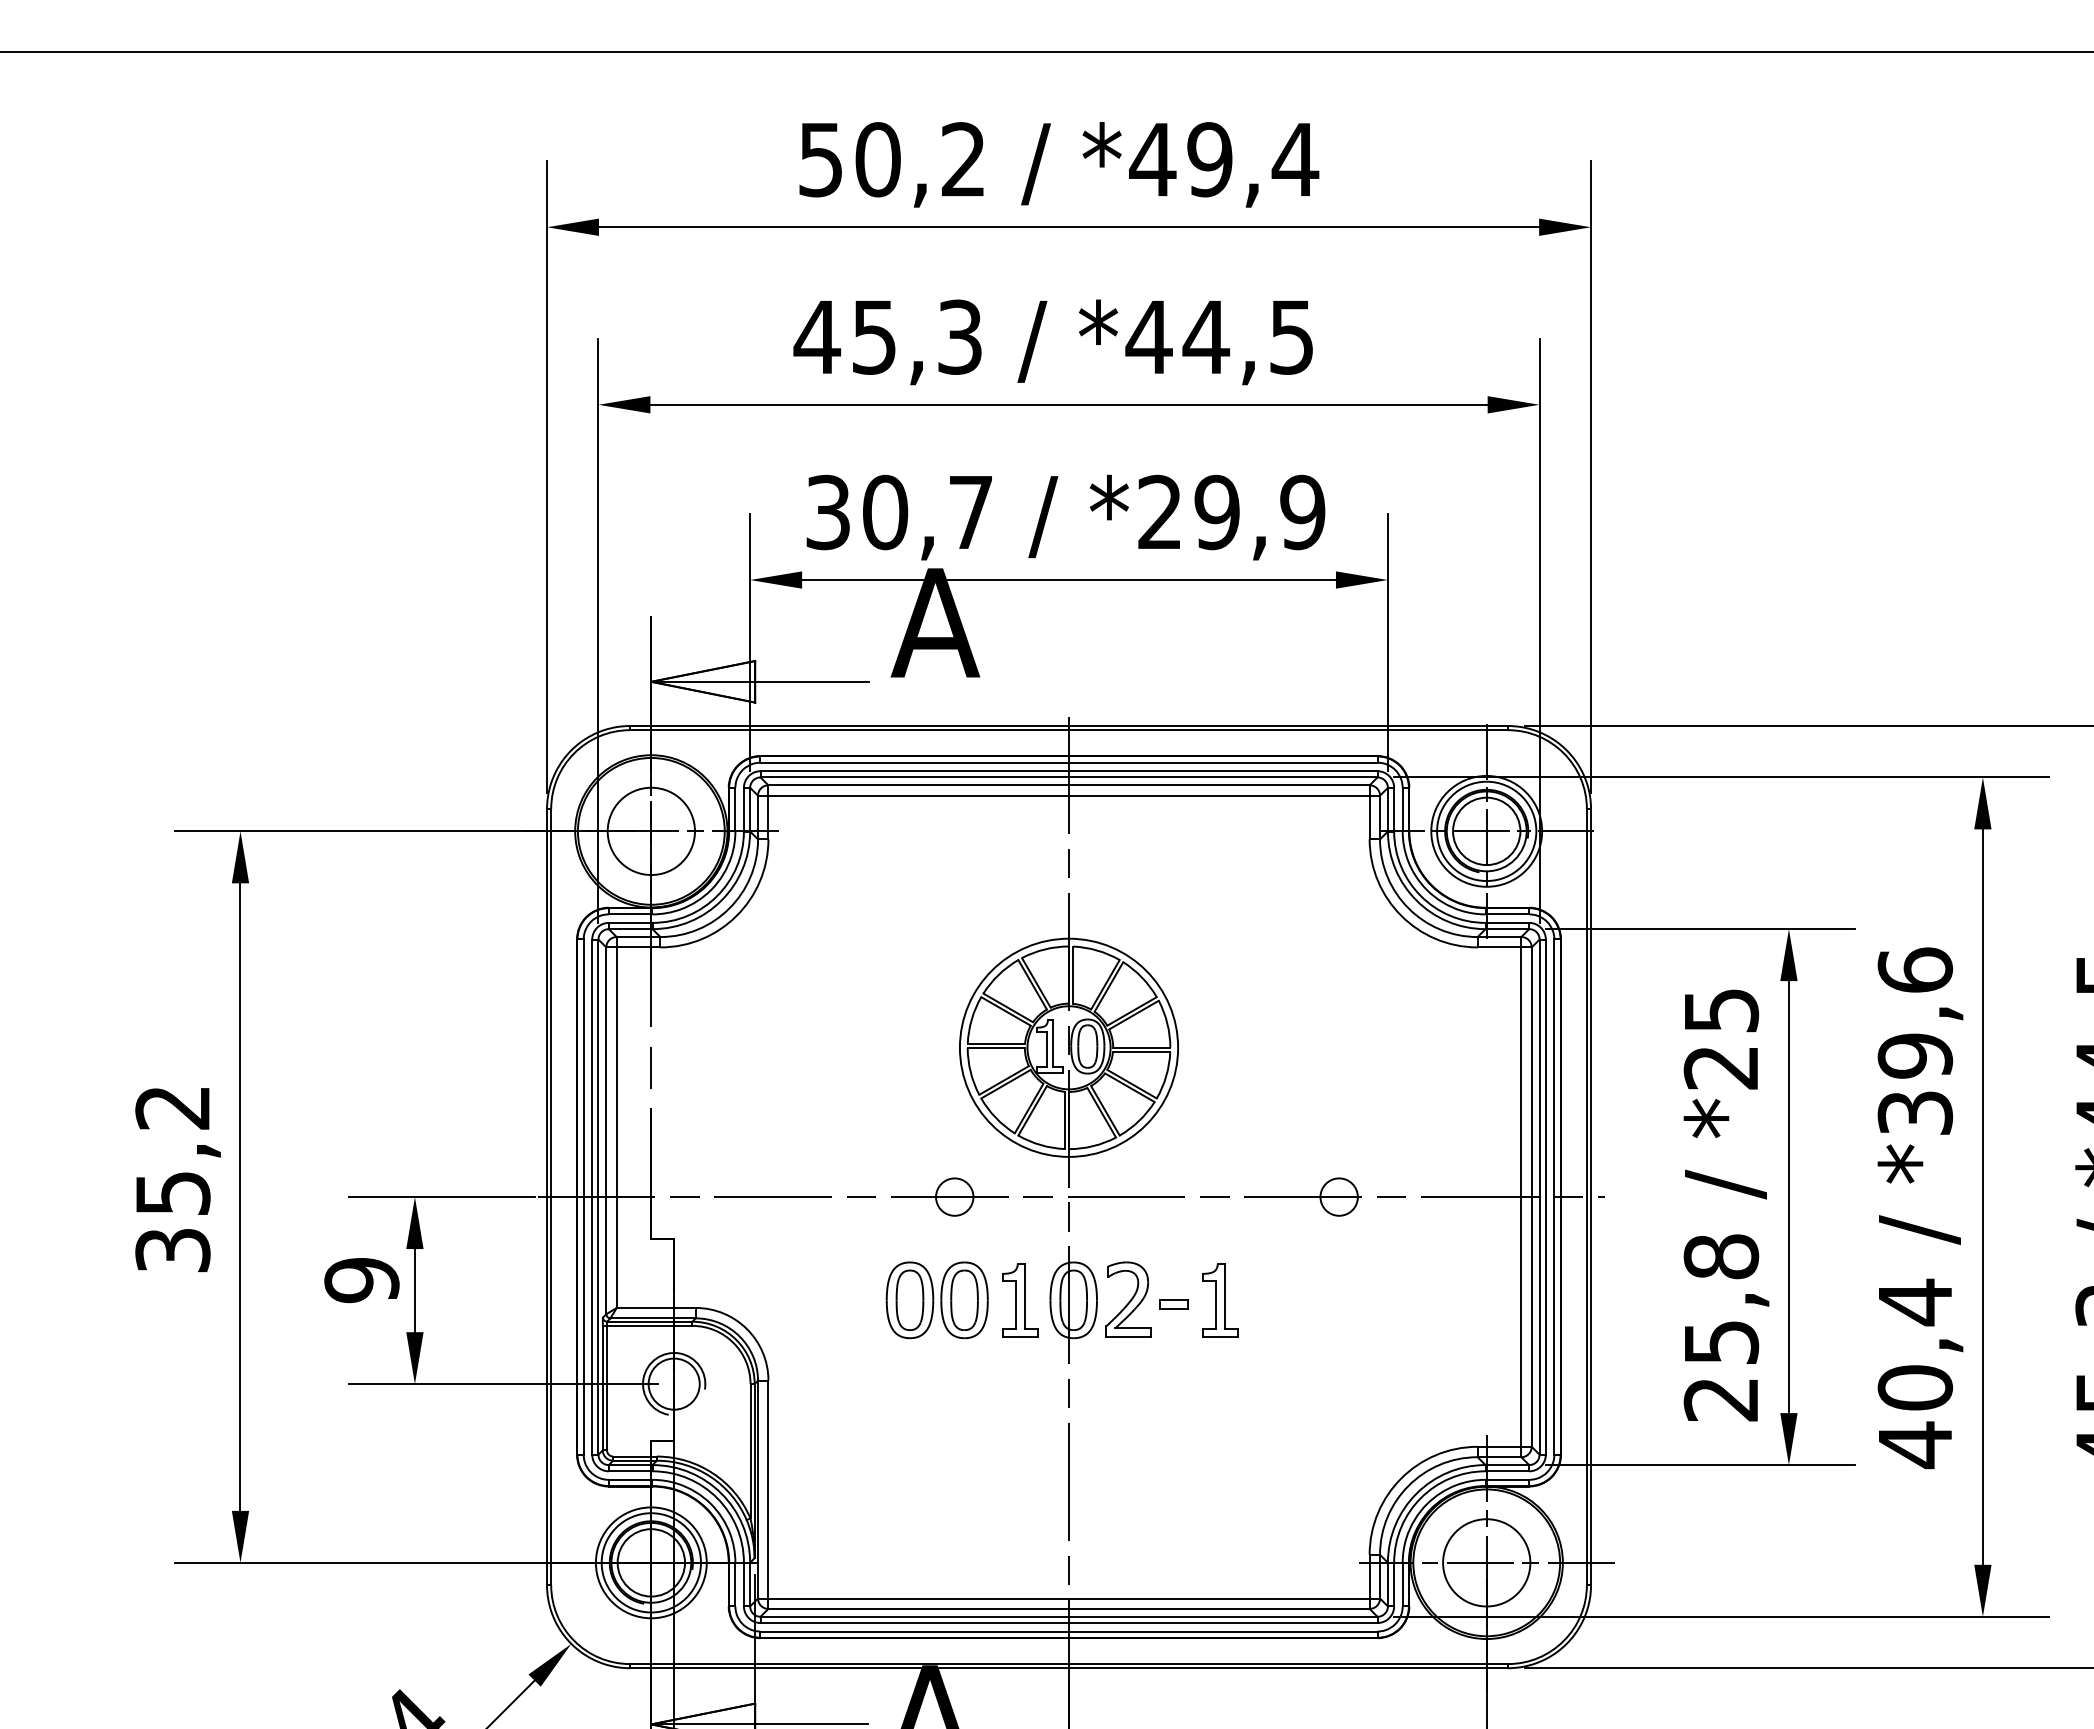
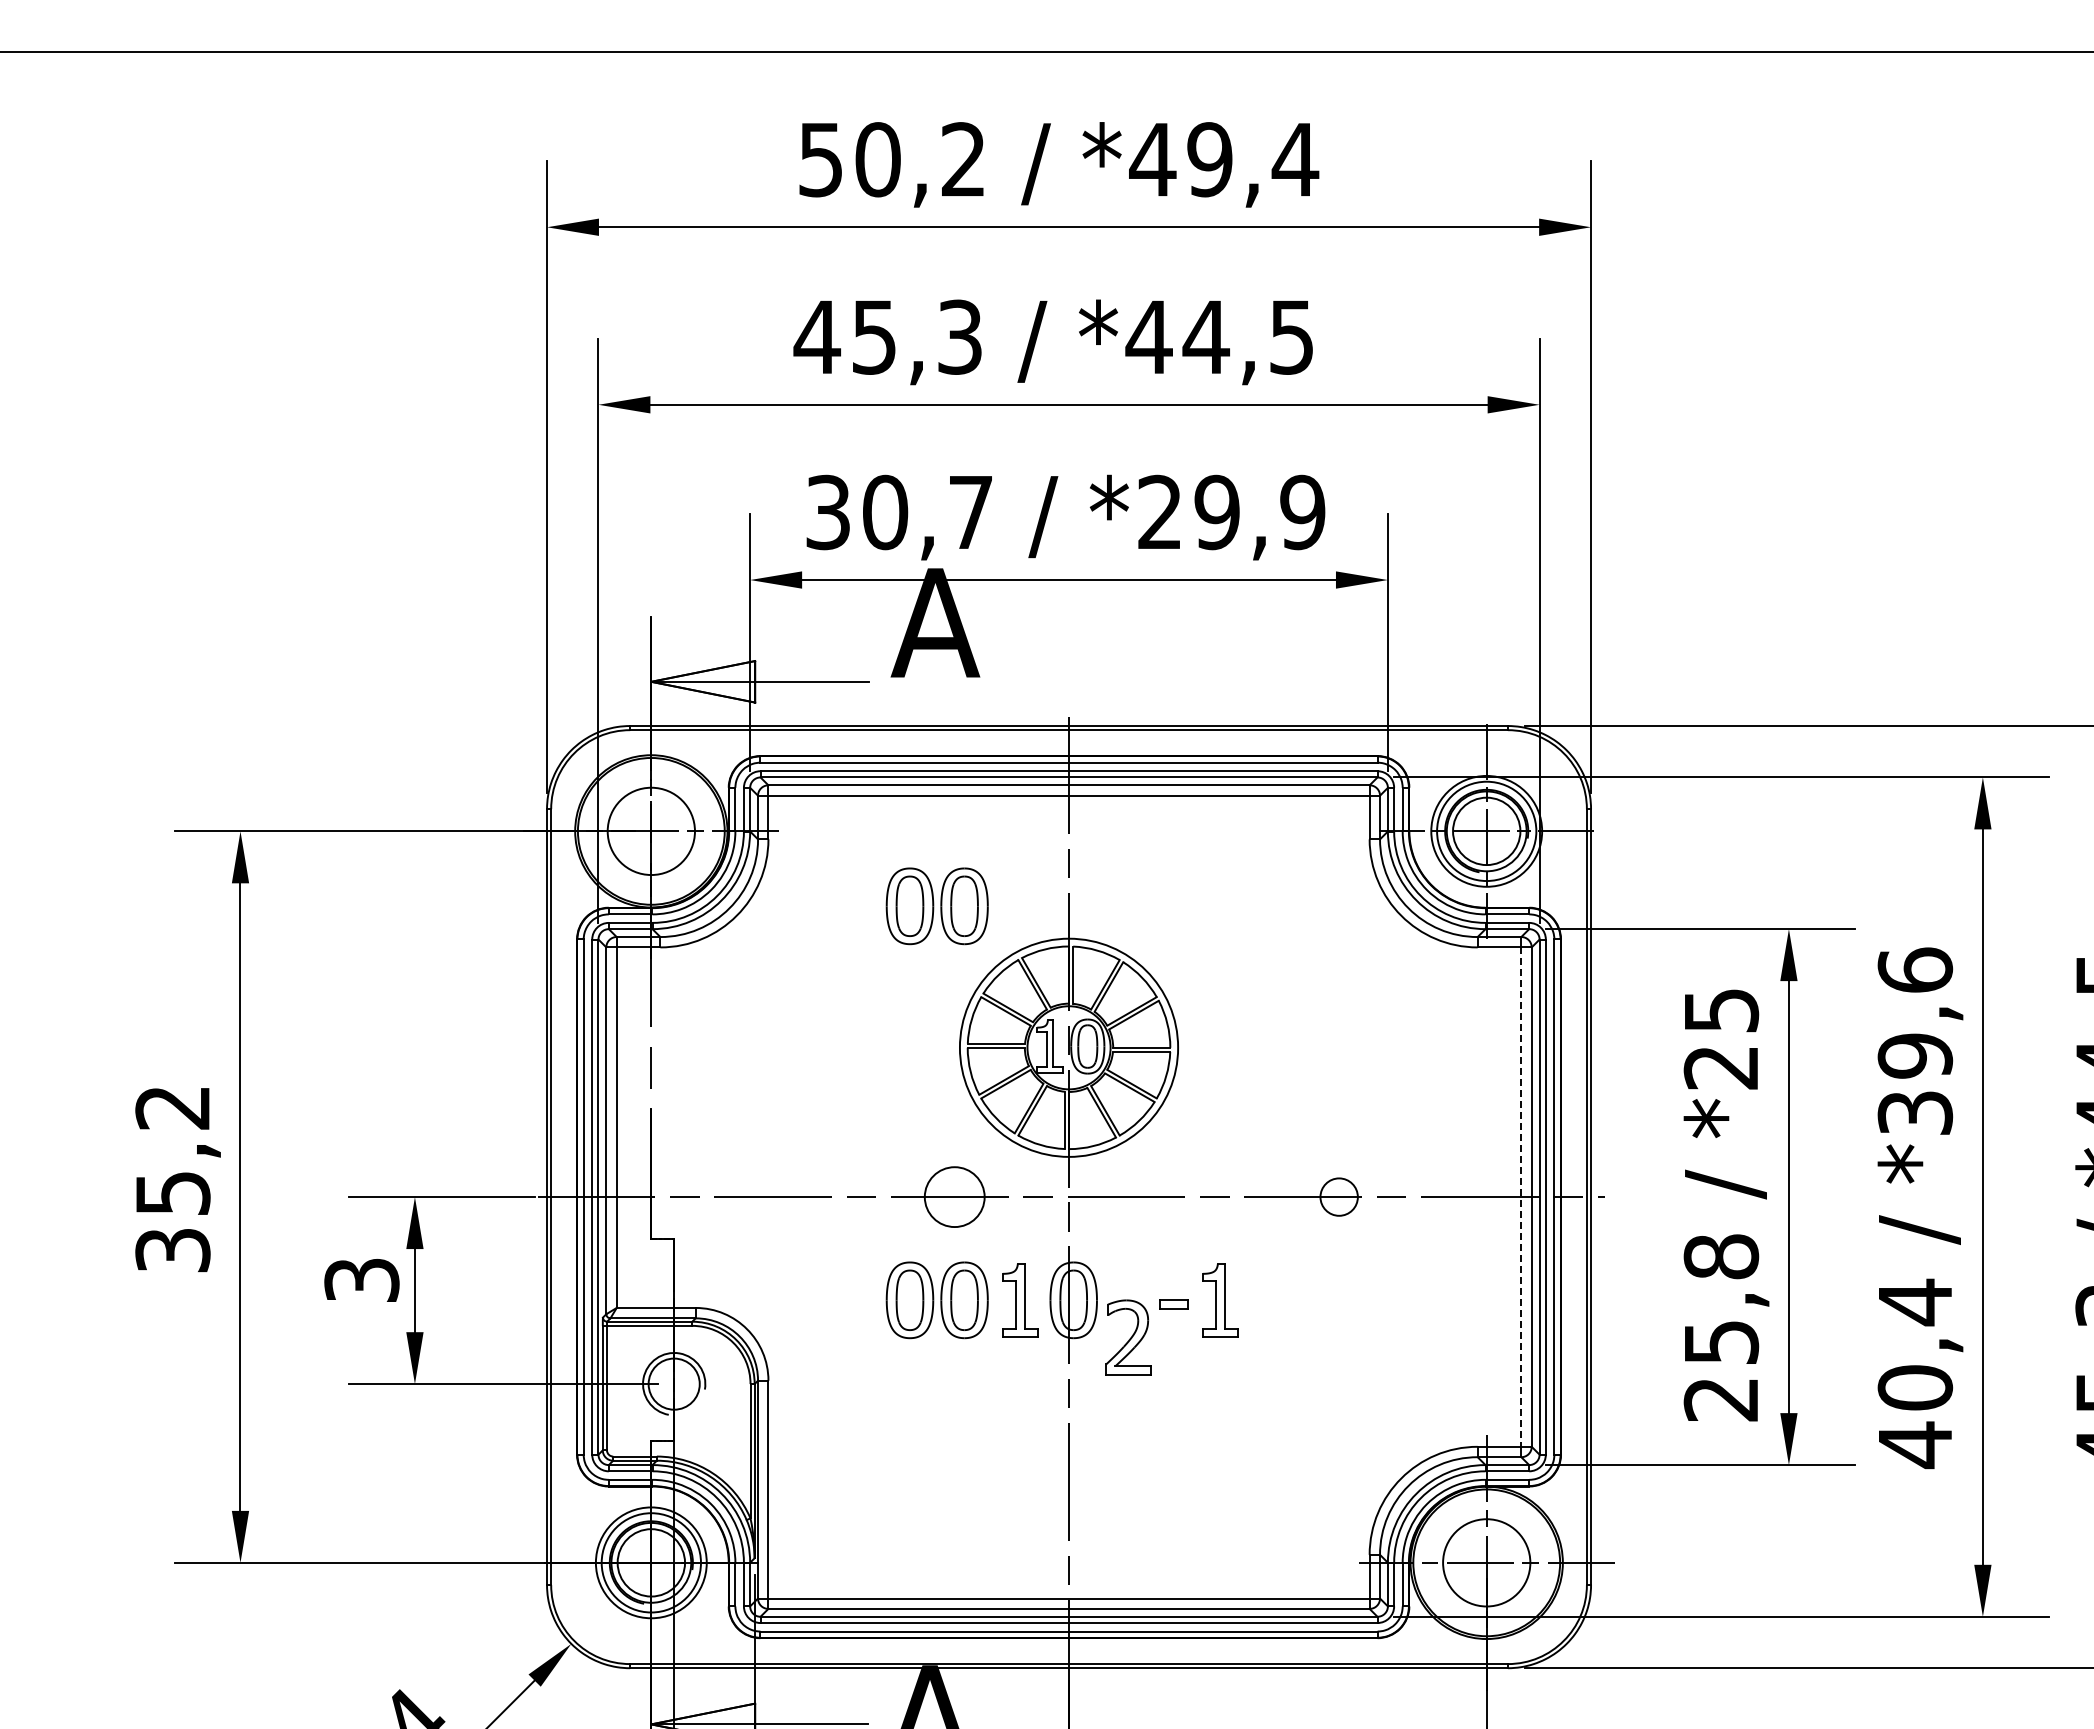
part: none -> present (936, 906)
circle diameter: 37 px -> 60 px (954, 1197)
line: solid -> dashed (1521, 1197)
text: 9 -> 3 (361, 1280)
part position: (1128, 1299) -> (1128, 1337) (1128, 1337)
